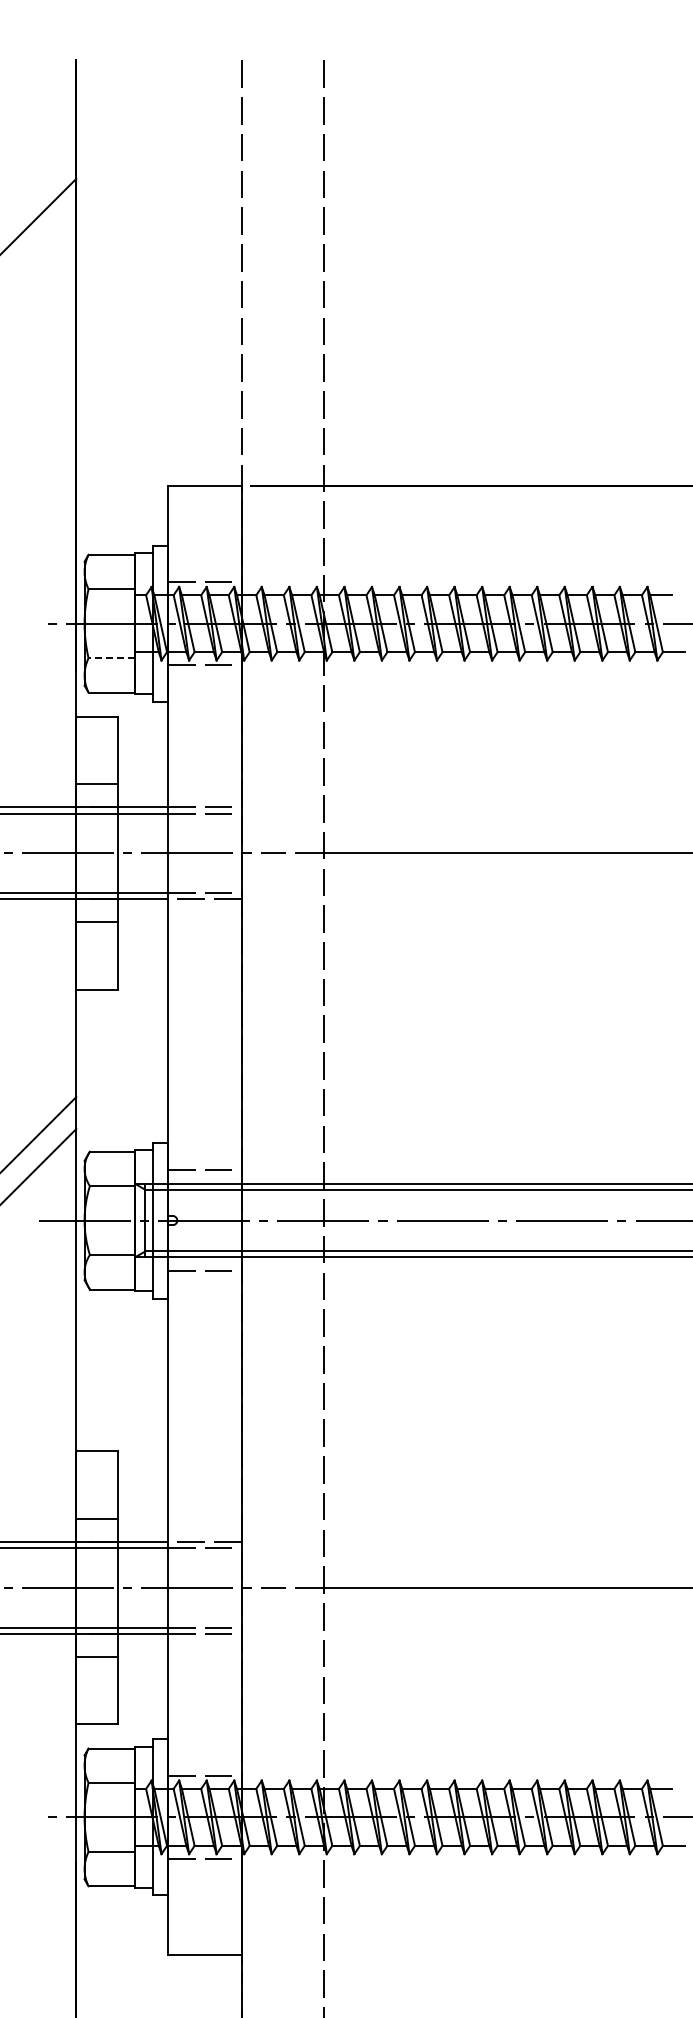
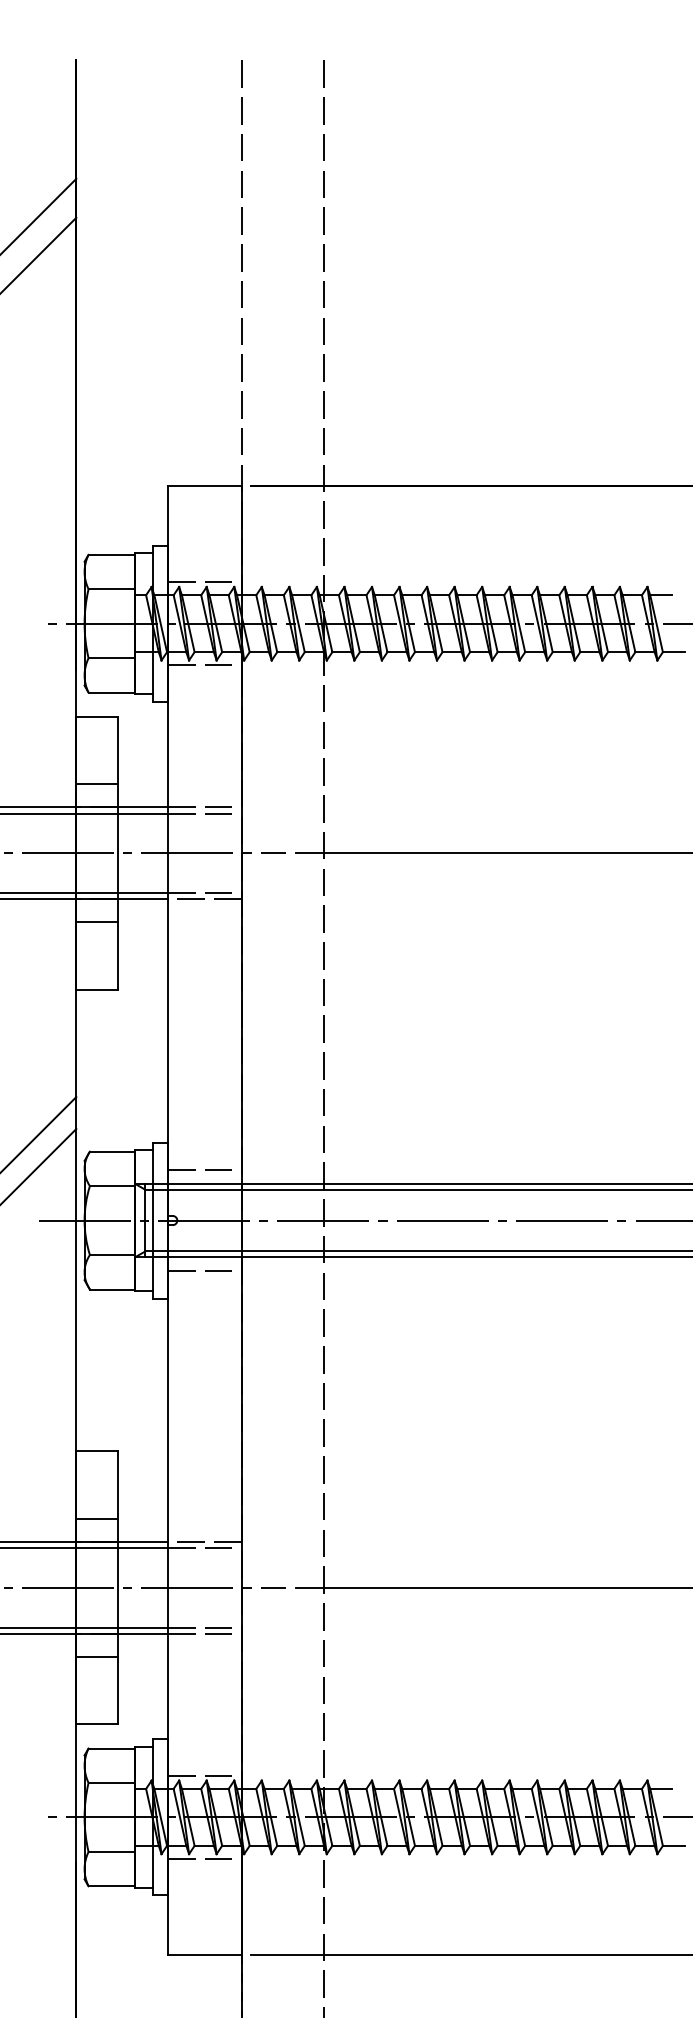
line: none -> present (39, 254)
line: dashed -> solid (111, 658)
line: none -> present (469, 1955)
